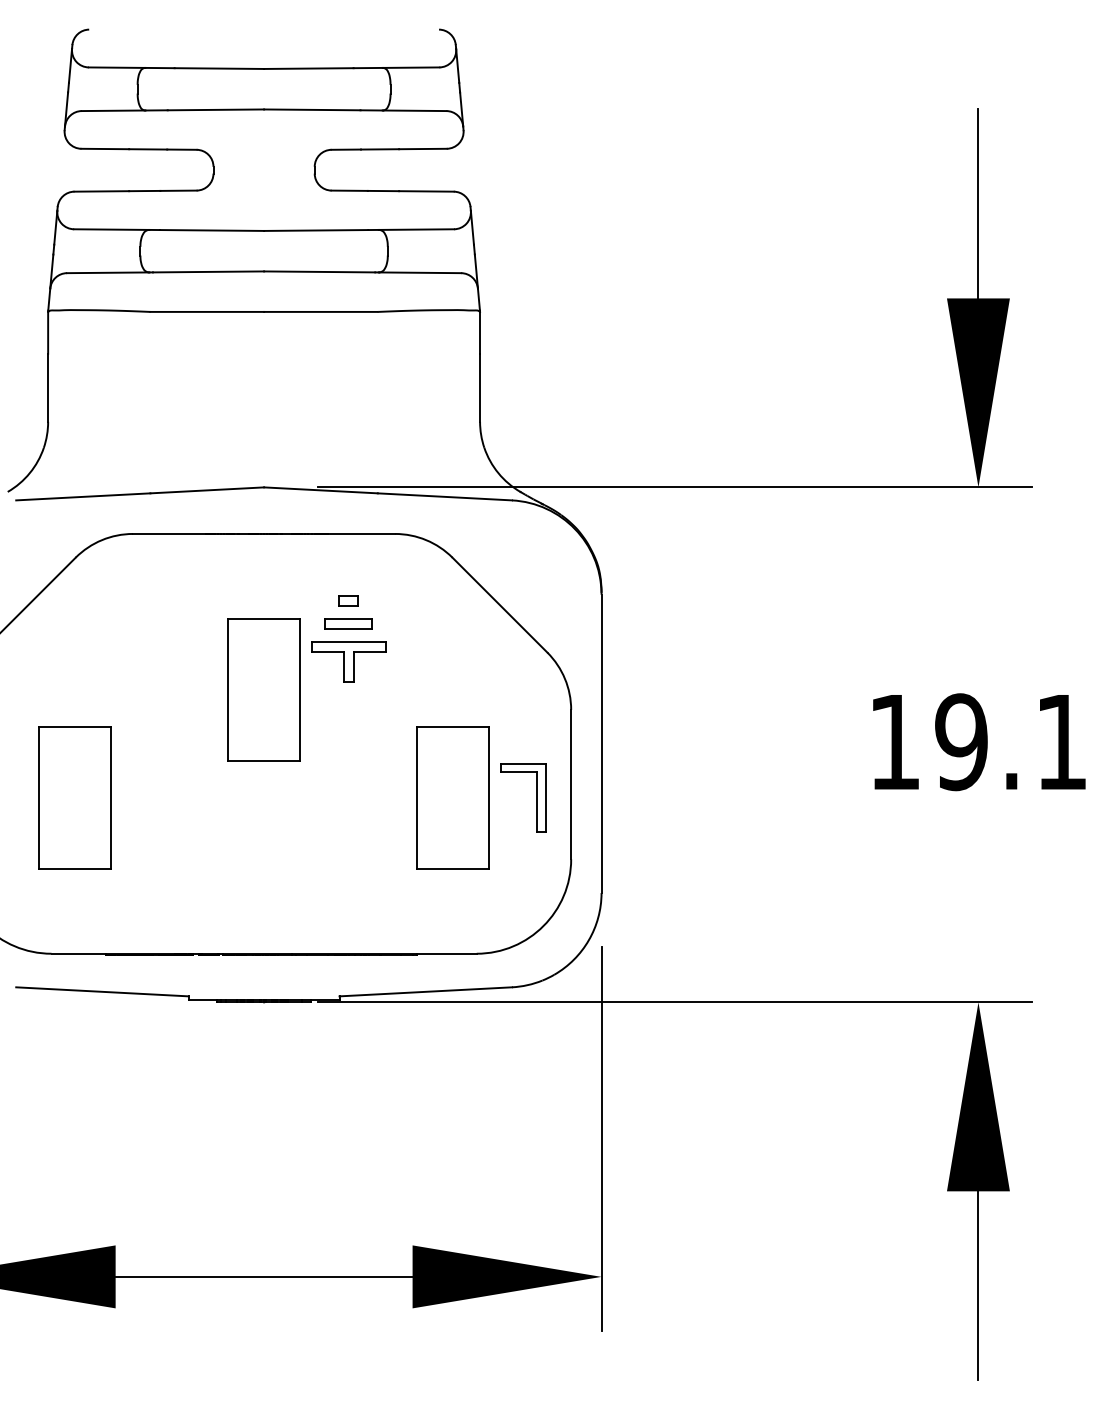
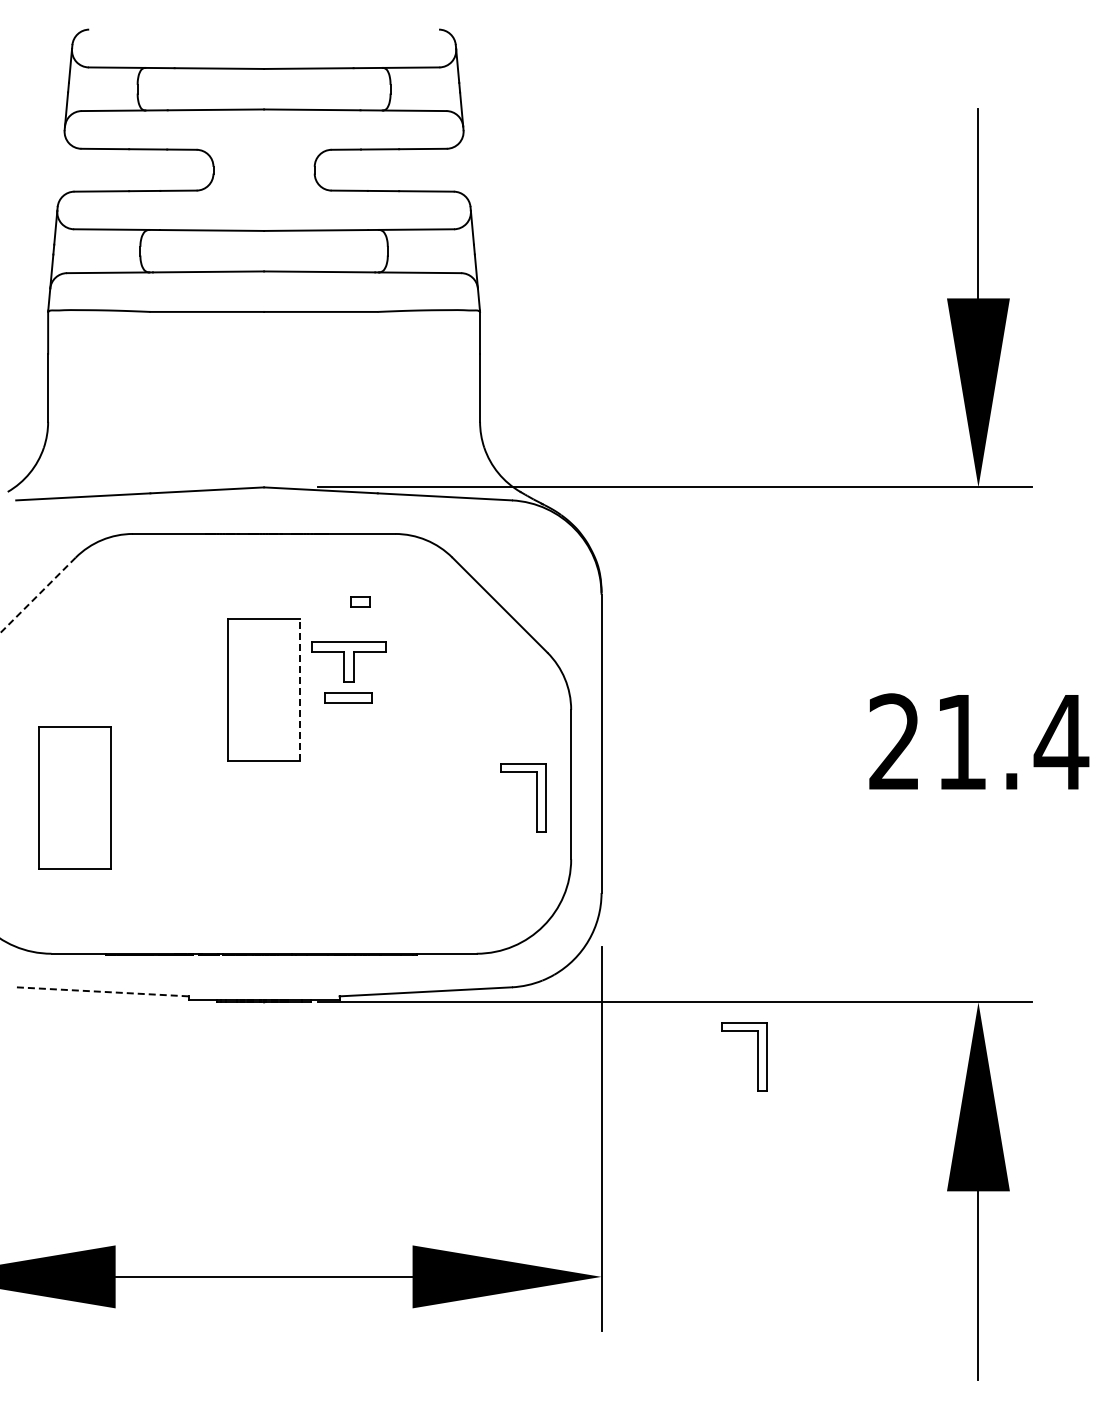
line: solid -> dashed (37, 595)
part position: (348, 600) -> (360, 601) (360, 601)
part position: (348, 623) -> (348, 697) (348, 697)
line: solid -> dashed (299, 689)
text: 19.1 -> 21.4 (979, 742)
part: present -> none (452, 797)
line: solid -> dashed (101, 991)
part: none -> present (757, 1056)
